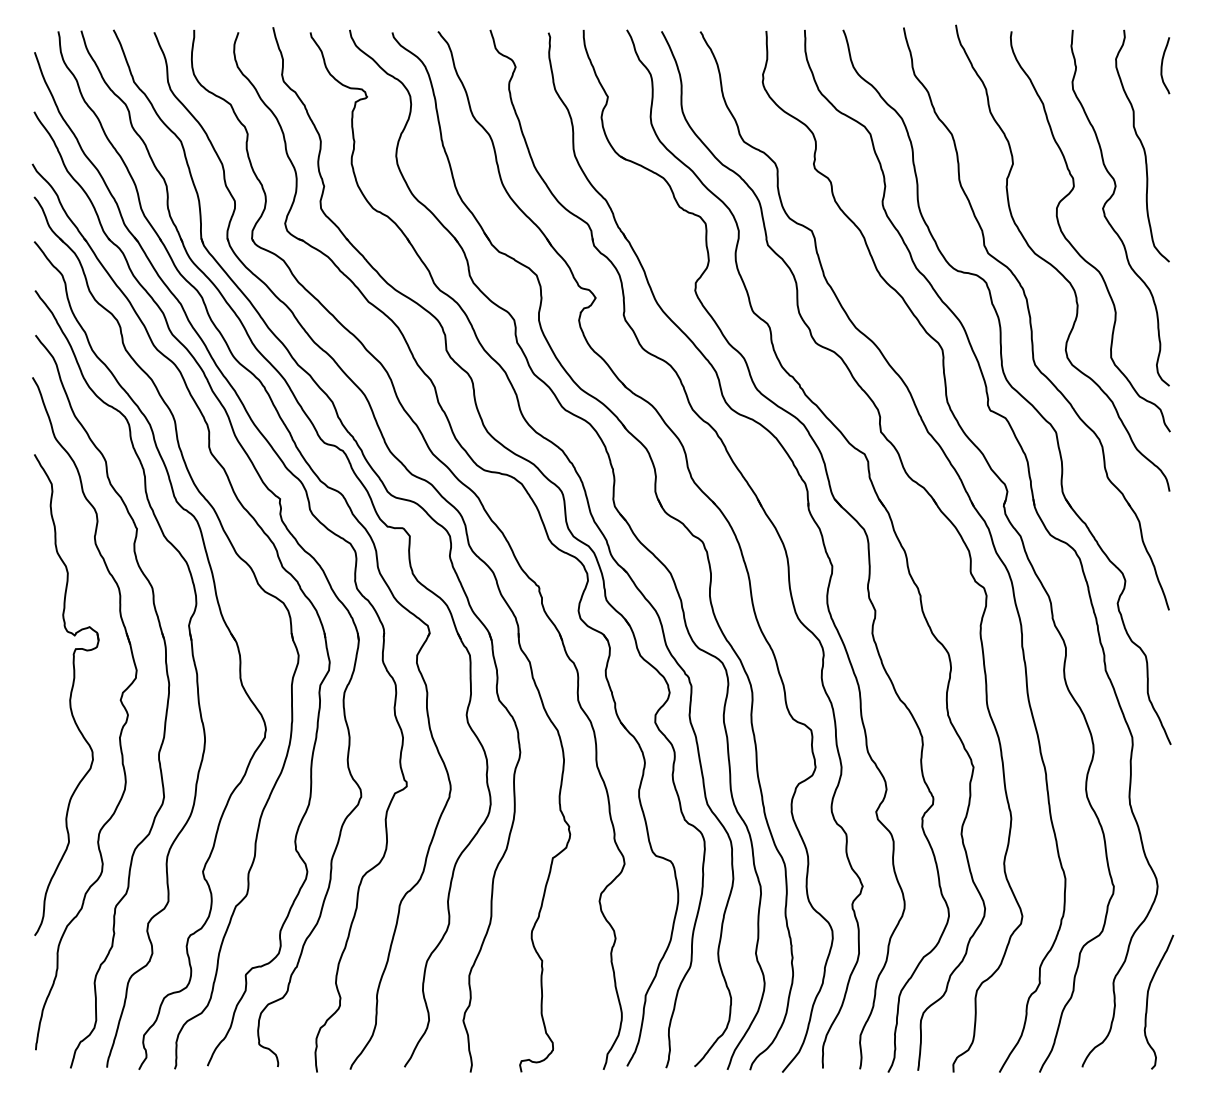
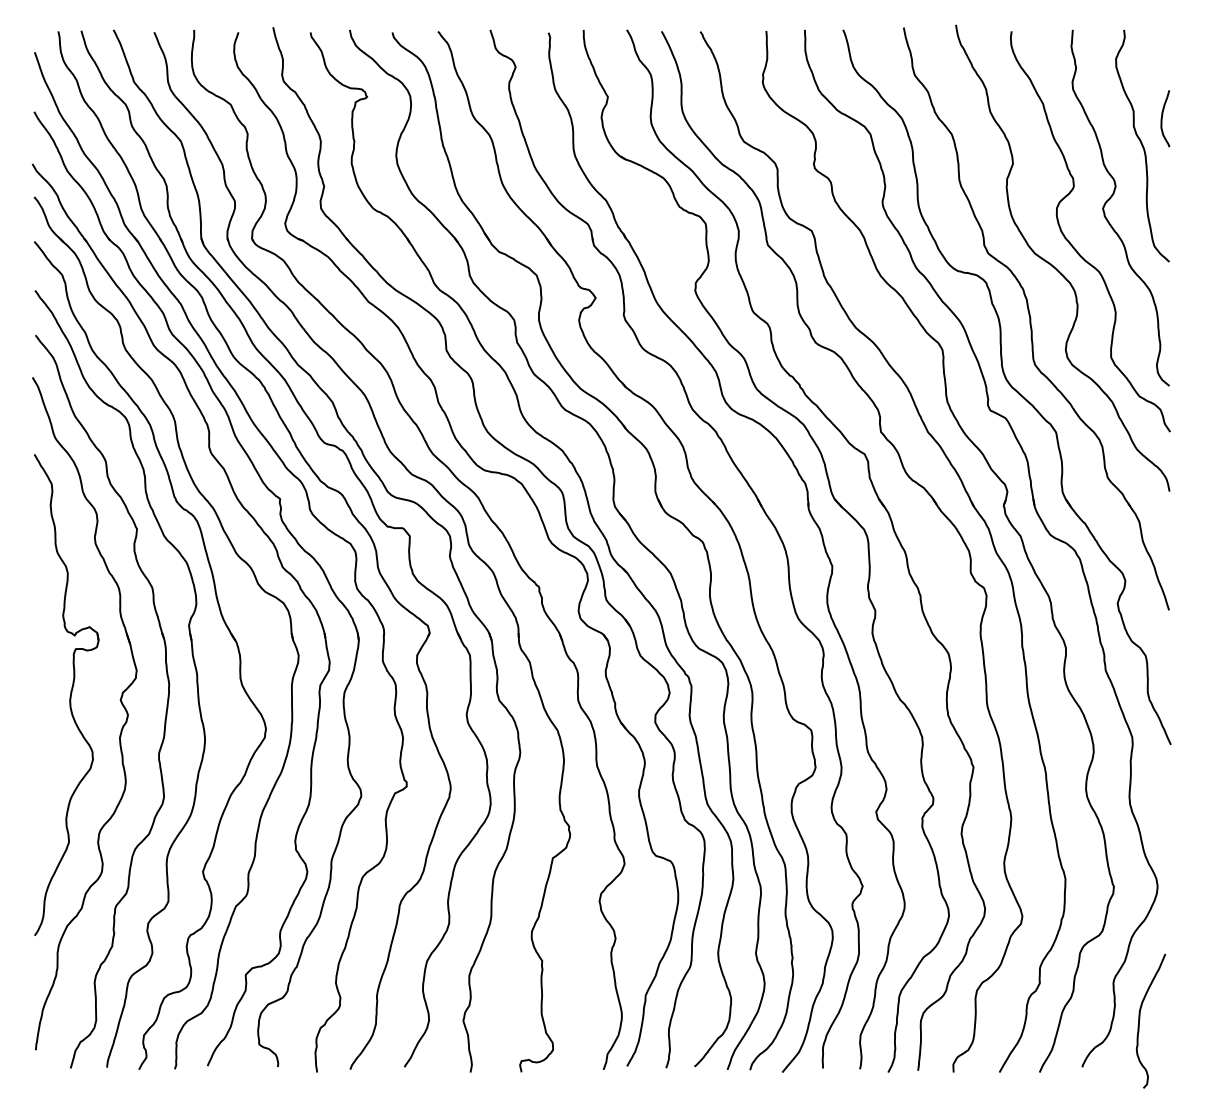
curve position: (1162, 65) -> (1162, 118) (1162, 118)
curve position: (1148, 1000) -> (1140, 1019) (1140, 1019)
